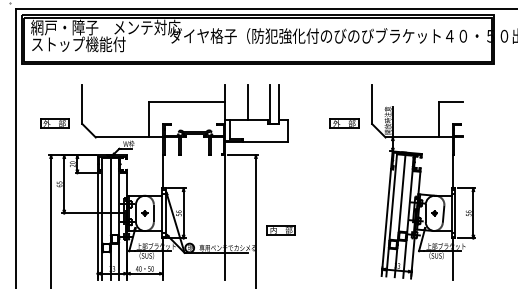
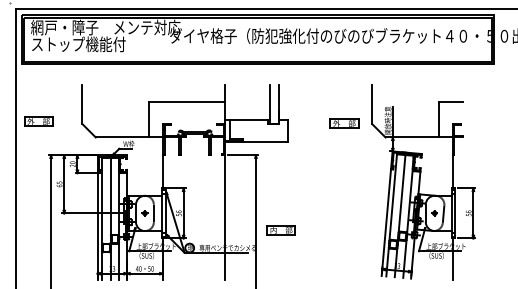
line: present -> none (247, 101)
part position: (54, 123) -> (38, 121) (38, 121)
